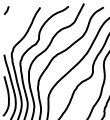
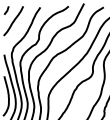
line: none -> present (13, 21)
